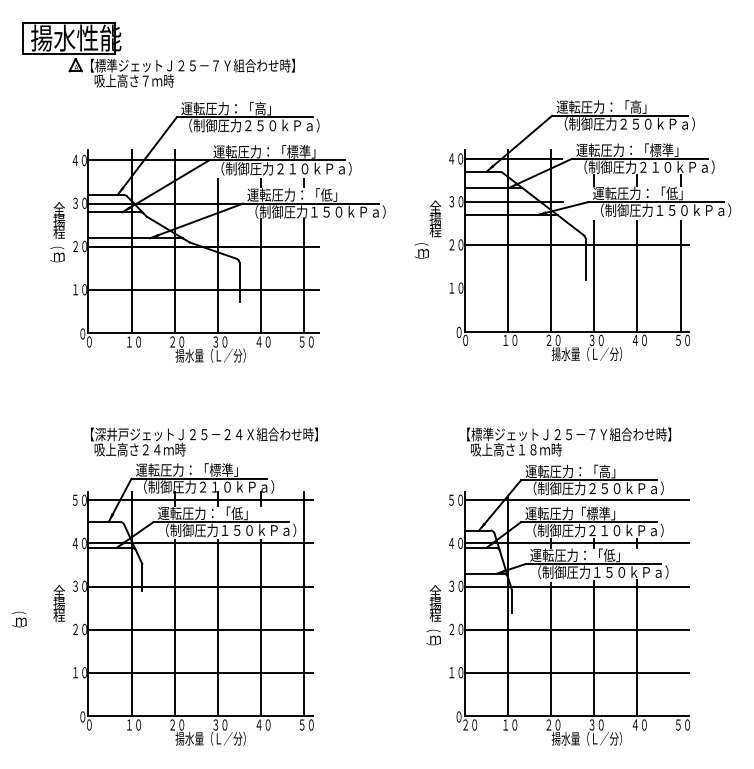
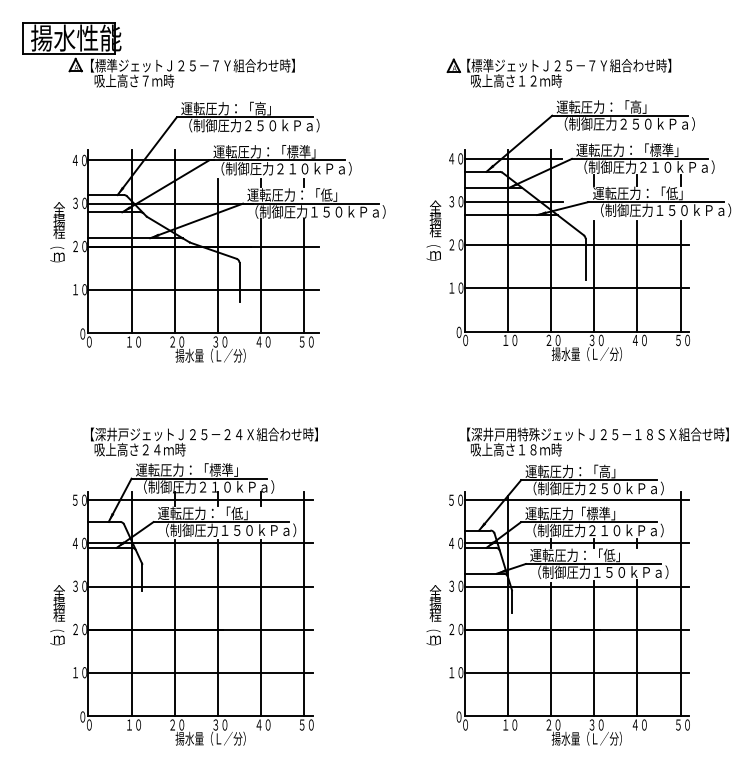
part: none -> present (558, 72)
text position: (421, 250) -> (433, 252) (433, 252)
line: none -> present (576, 288)
text: 【標準ジェットＪ２５－７Ｙ組合わせ時】 -> 【深井戸用特殊ジェットＪ２５－１８ＳＸ組合せ時】 (599, 434)
line: none -> present (680, 603)
text position: (19, 619) -> (57, 637) (57, 637)
text: ２０ -> ０ (470, 724)
